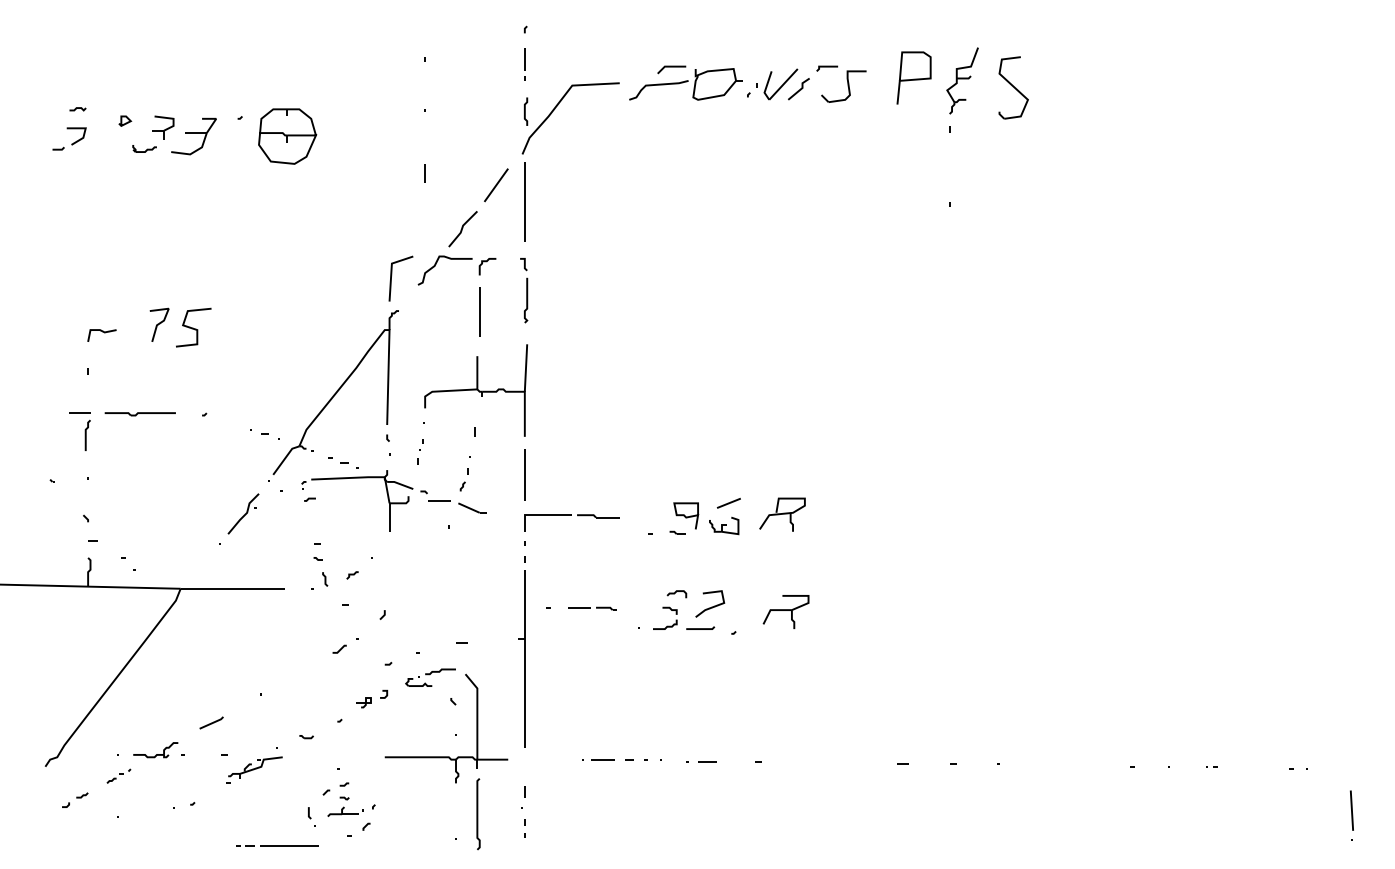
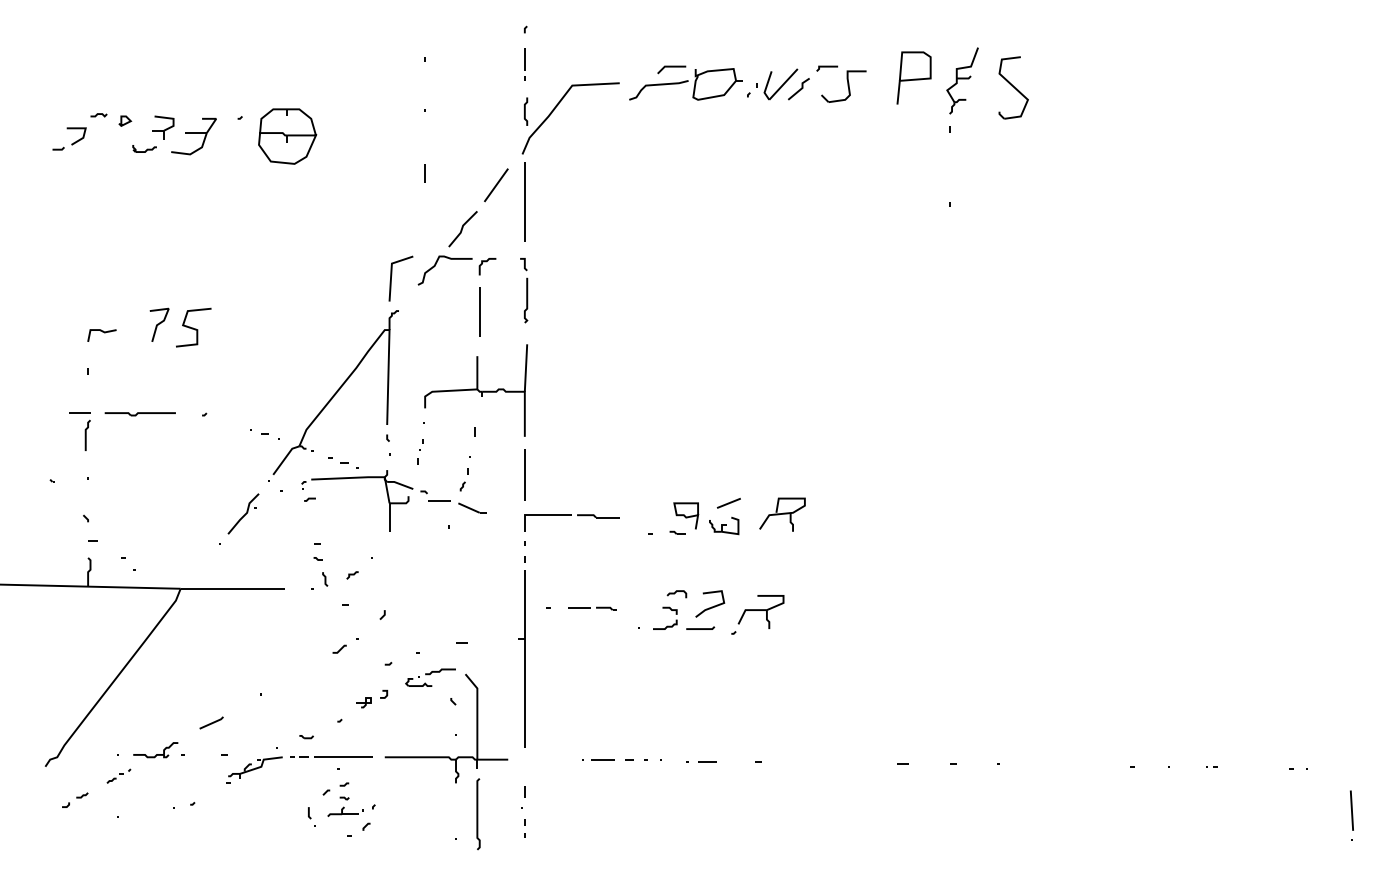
curve position: (77, 108) -> (98, 114) (98, 114)
part position: (785, 611) -> (760, 611) (760, 611)
line position: (277, 845) -> (331, 756) (331, 756)
